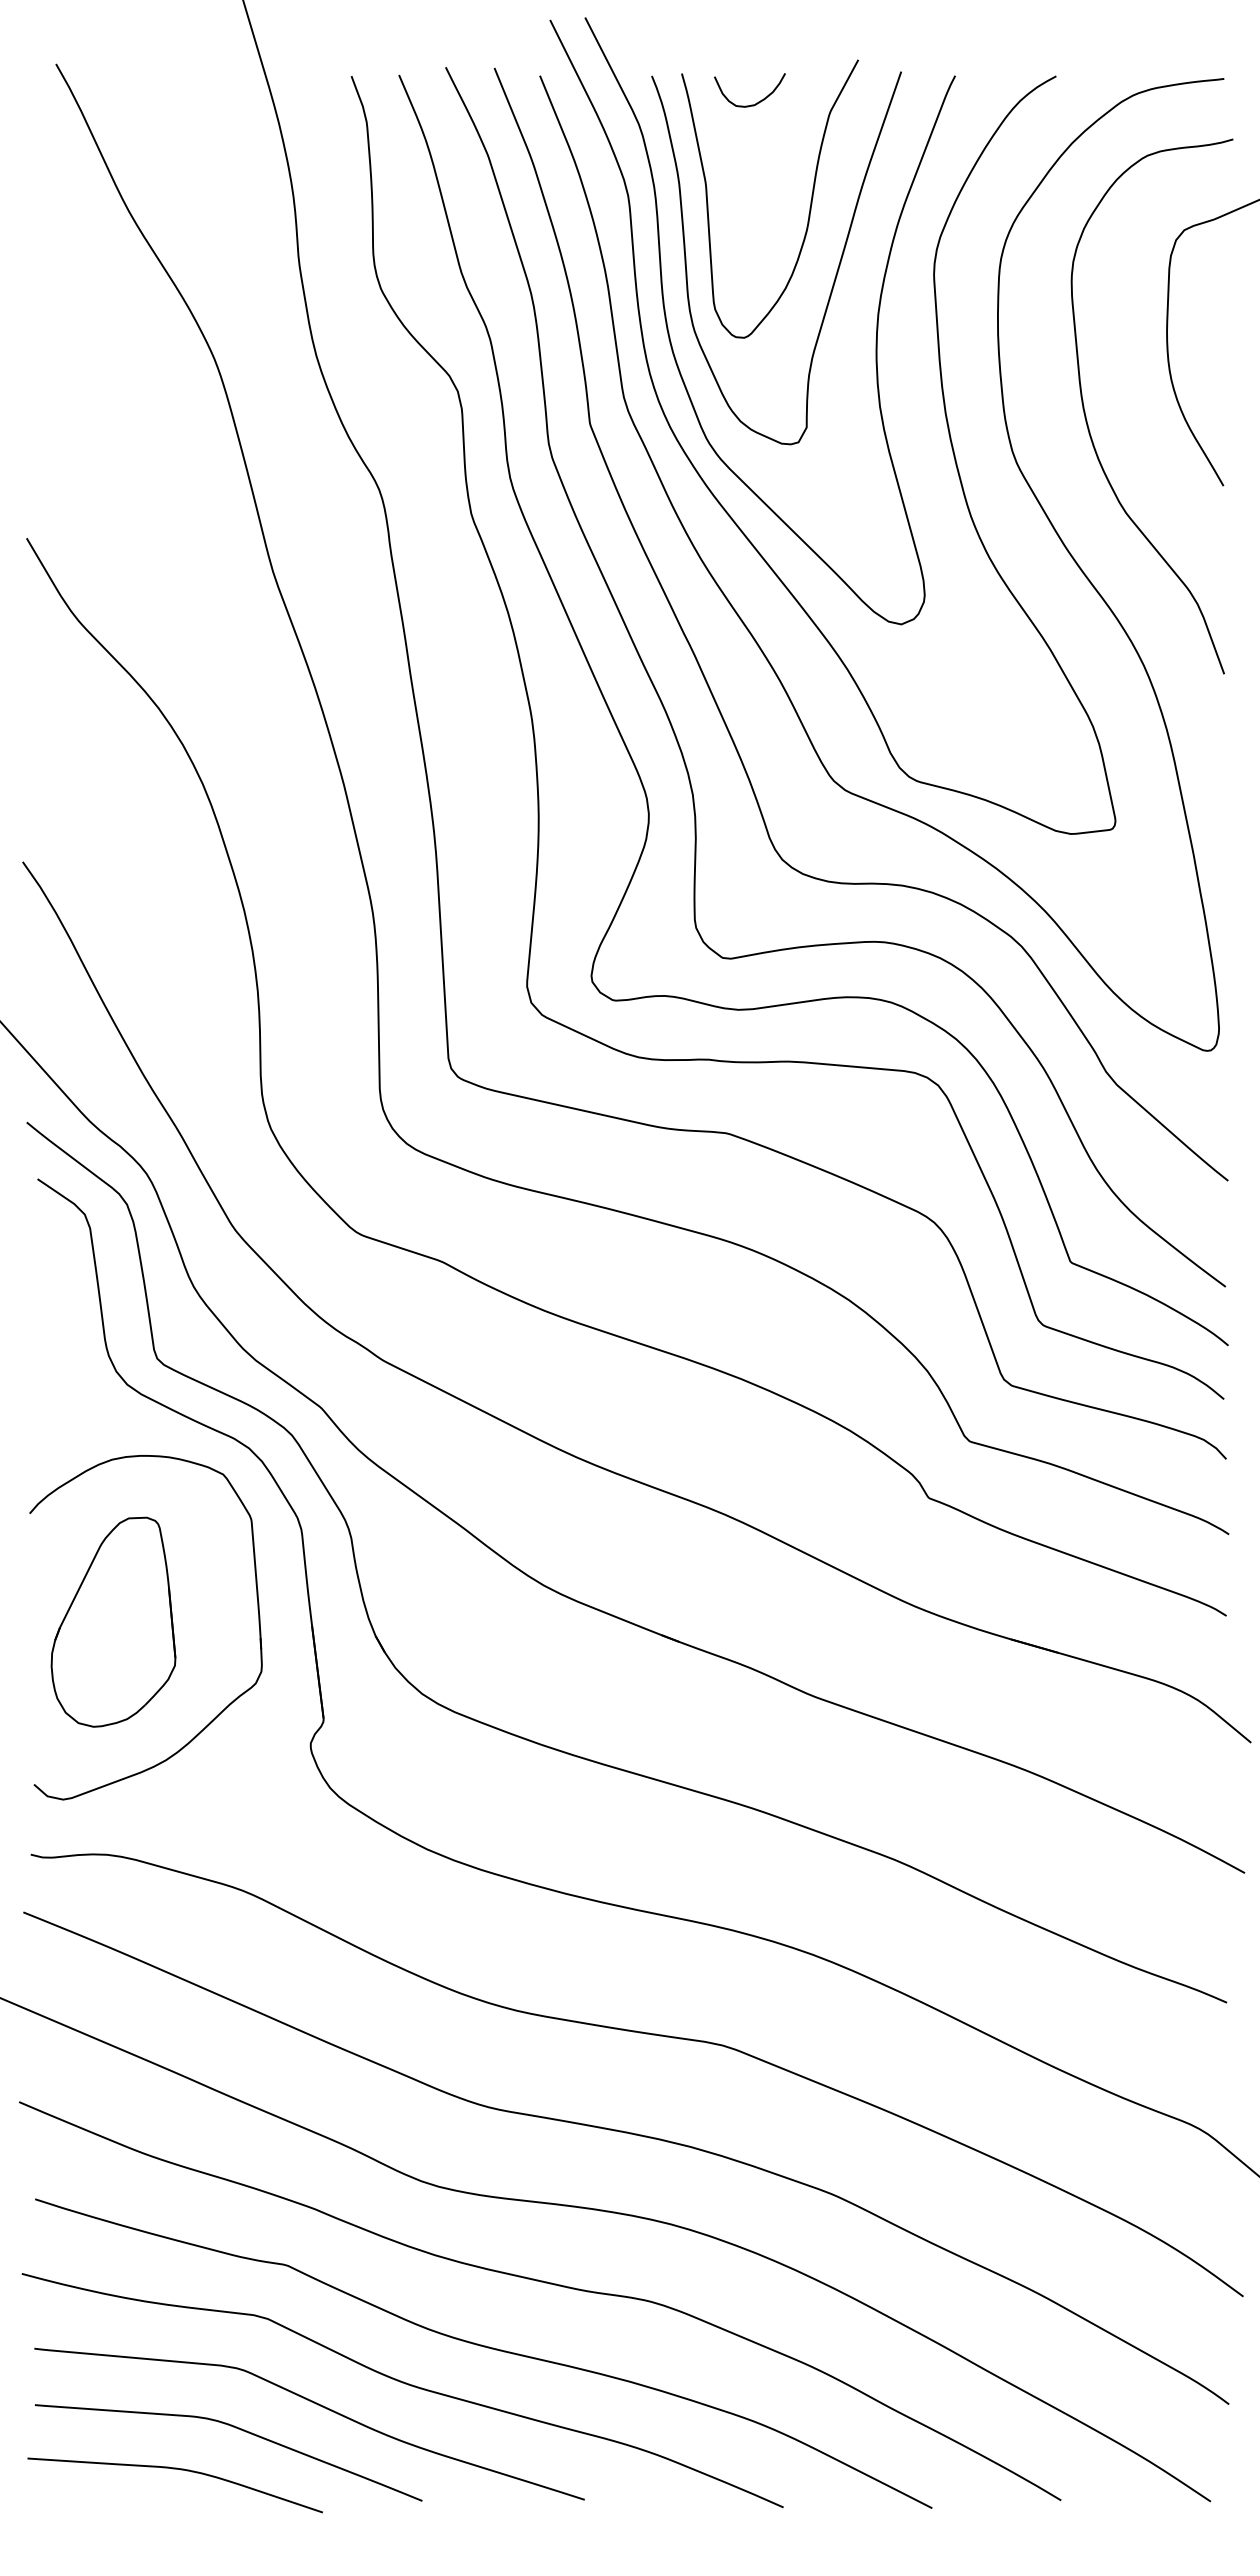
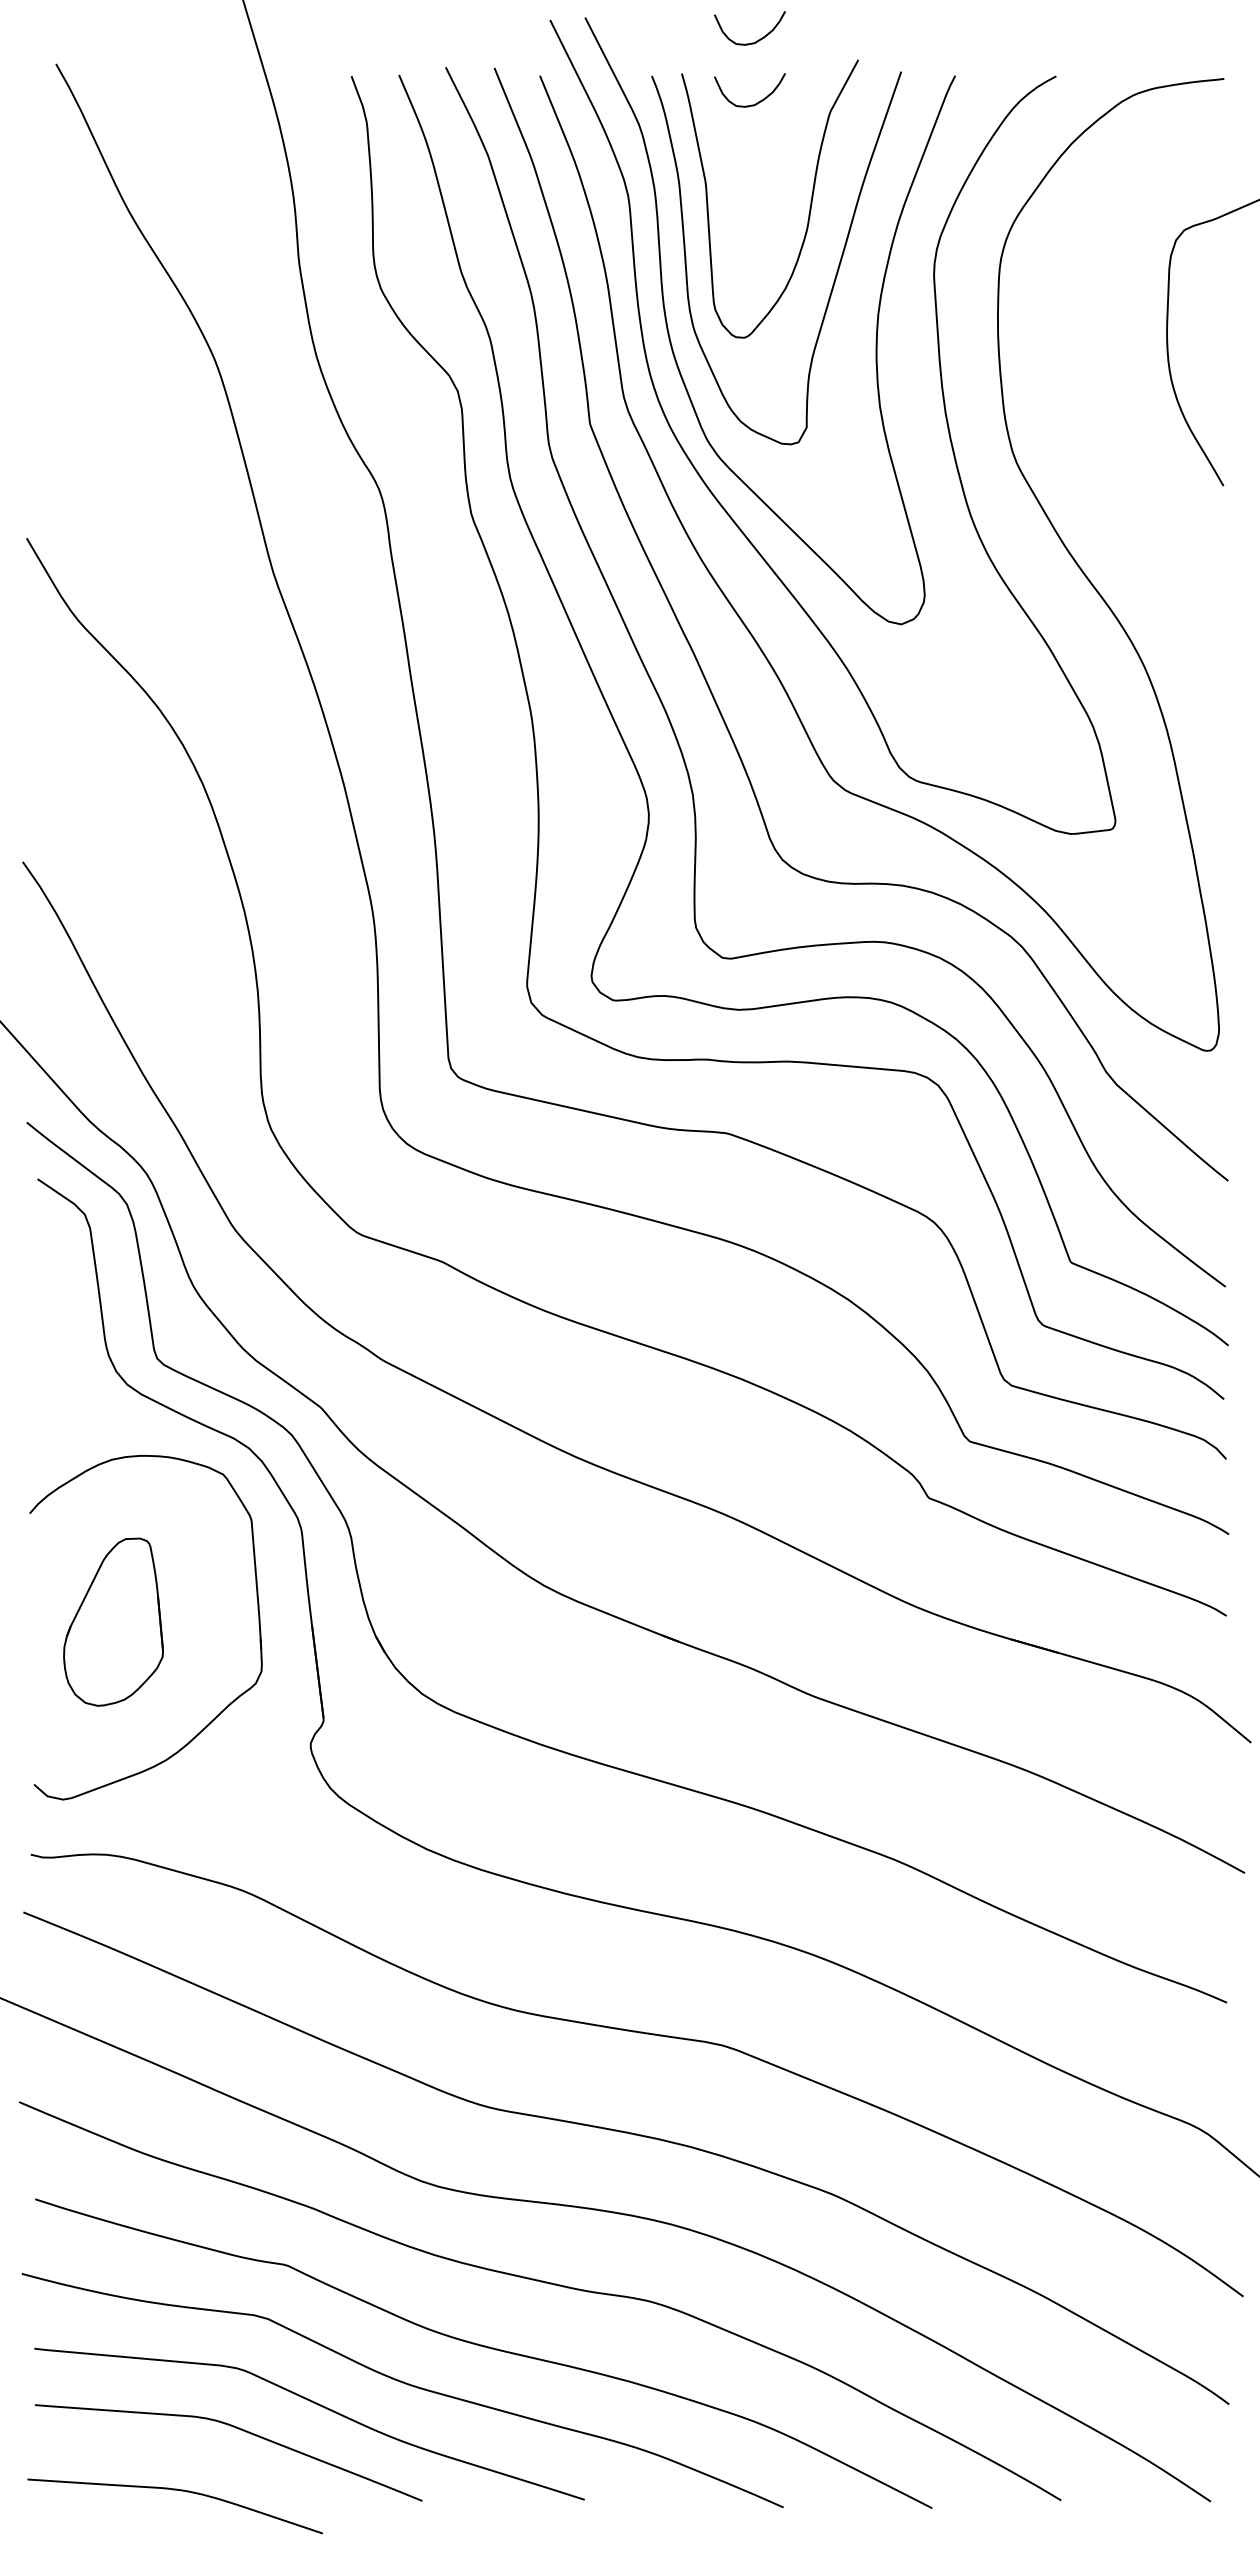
curve: none -> present (756, 40)
curve: present -> none (1087, 420)
part size: 127x212 px -> 101x170 px (113, 1621)
curve position: (174, 2469) -> (174, 2490) (174, 2490)
